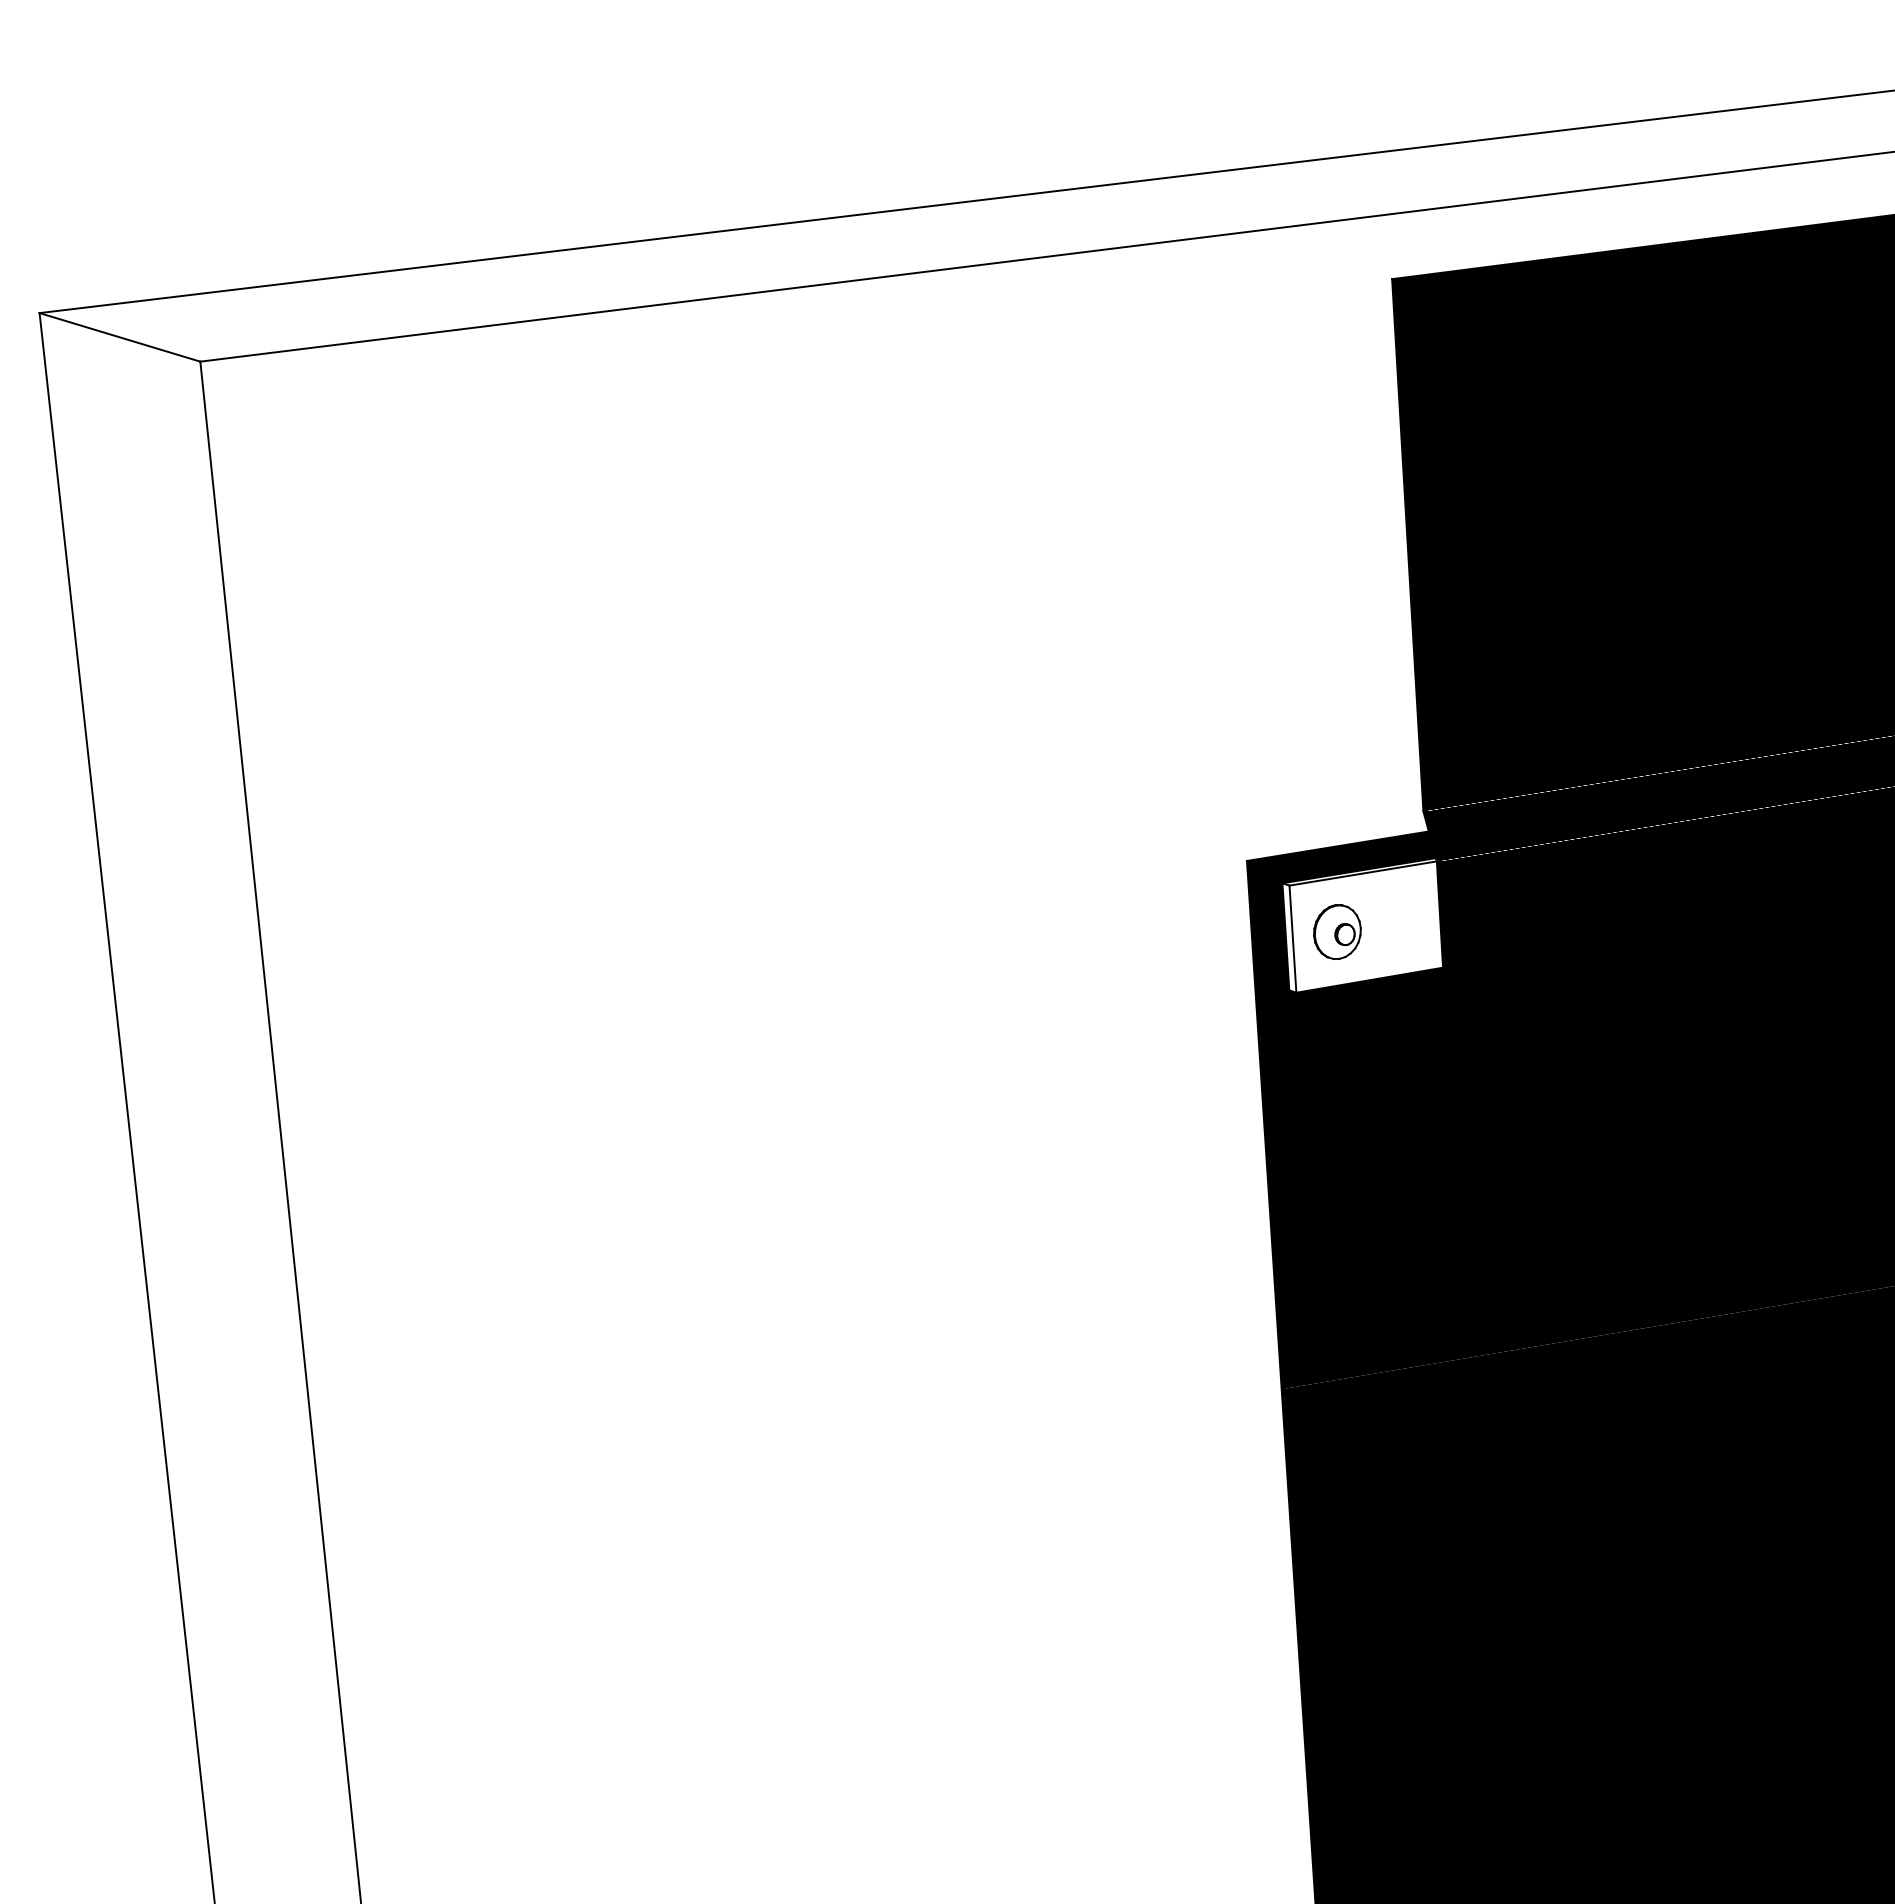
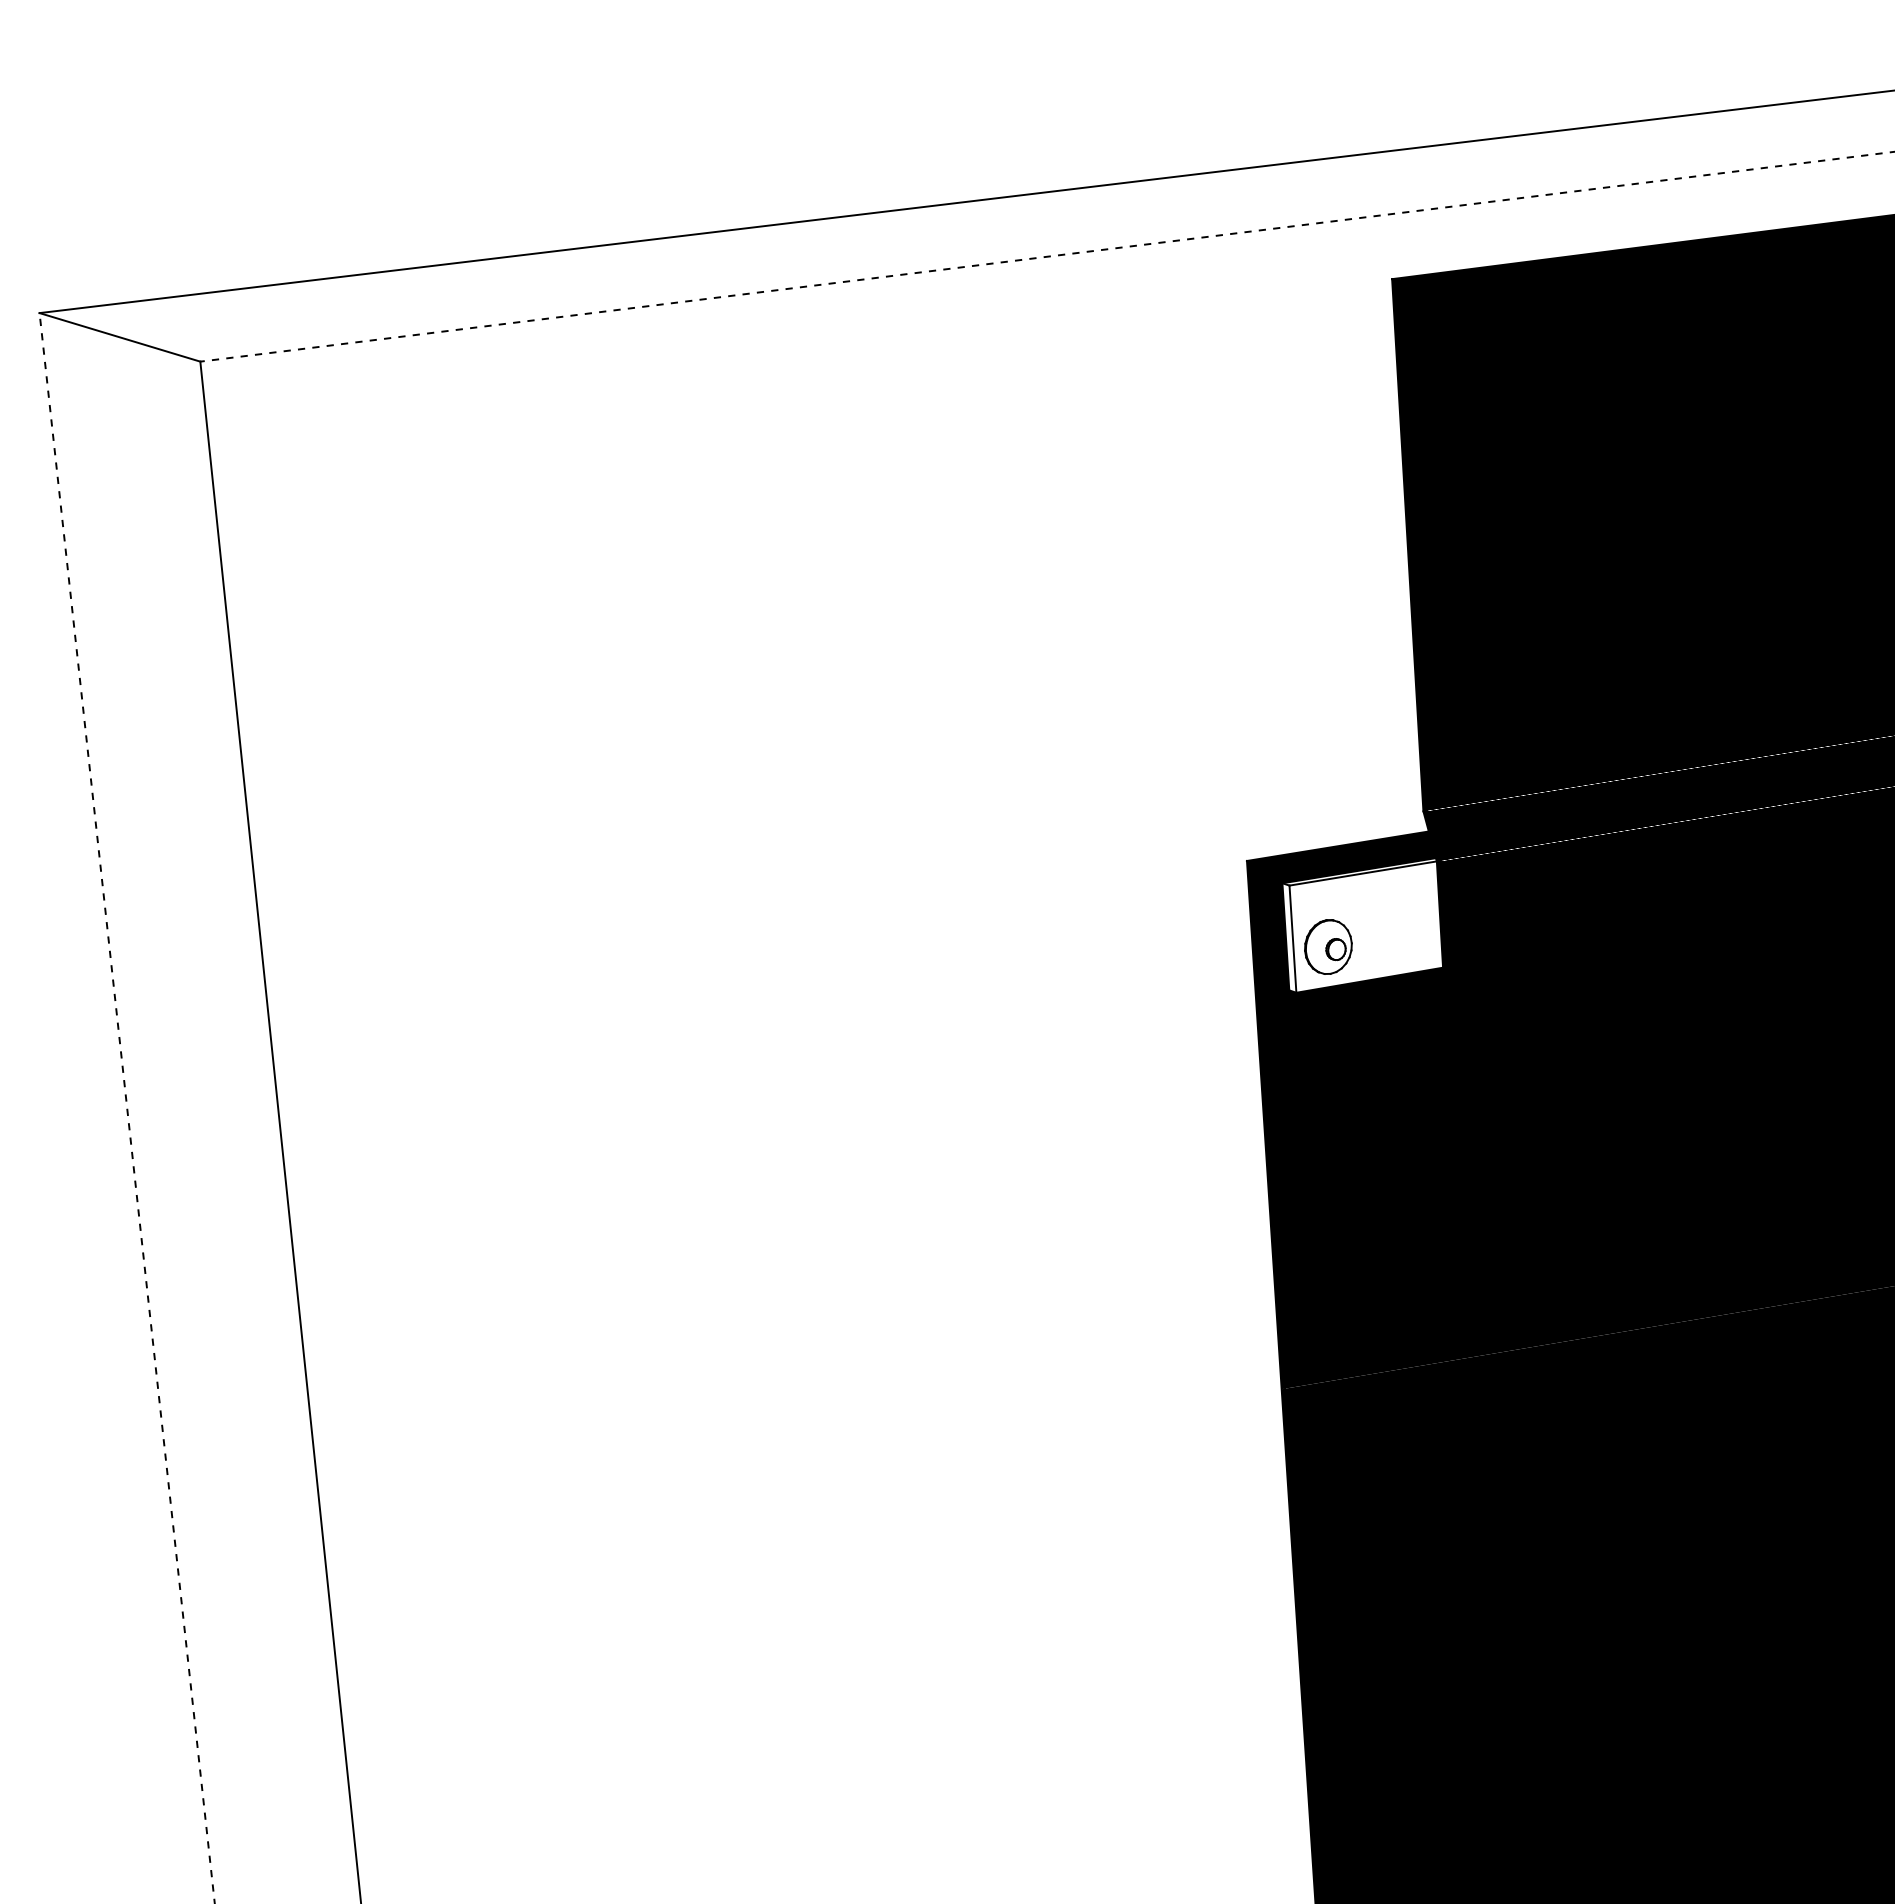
line: solid -> dashed (1047, 256)
part position: (1337, 931) -> (1328, 946) (1328, 946)
line: solid -> dashed (127, 1108)
